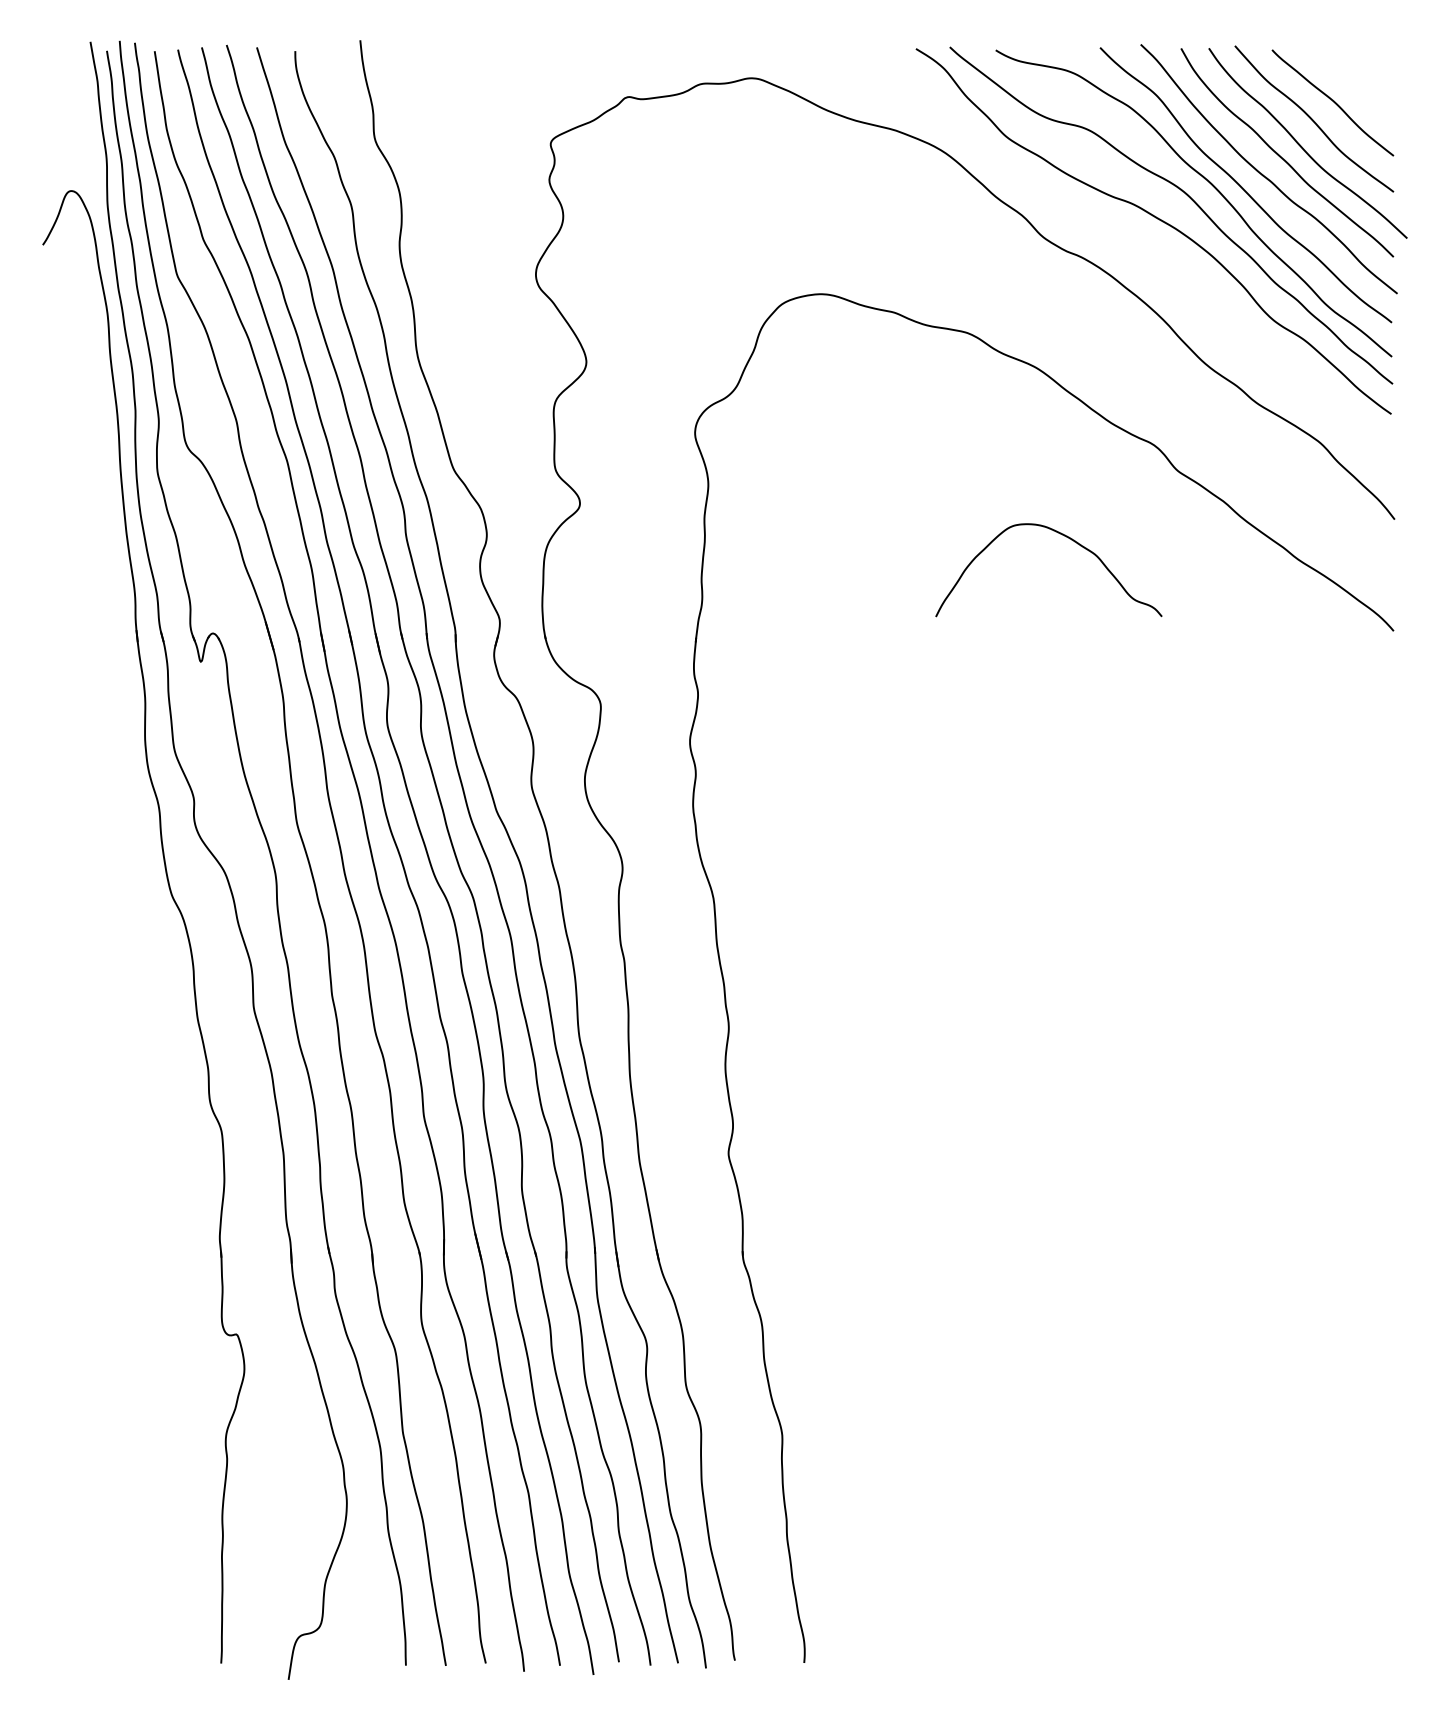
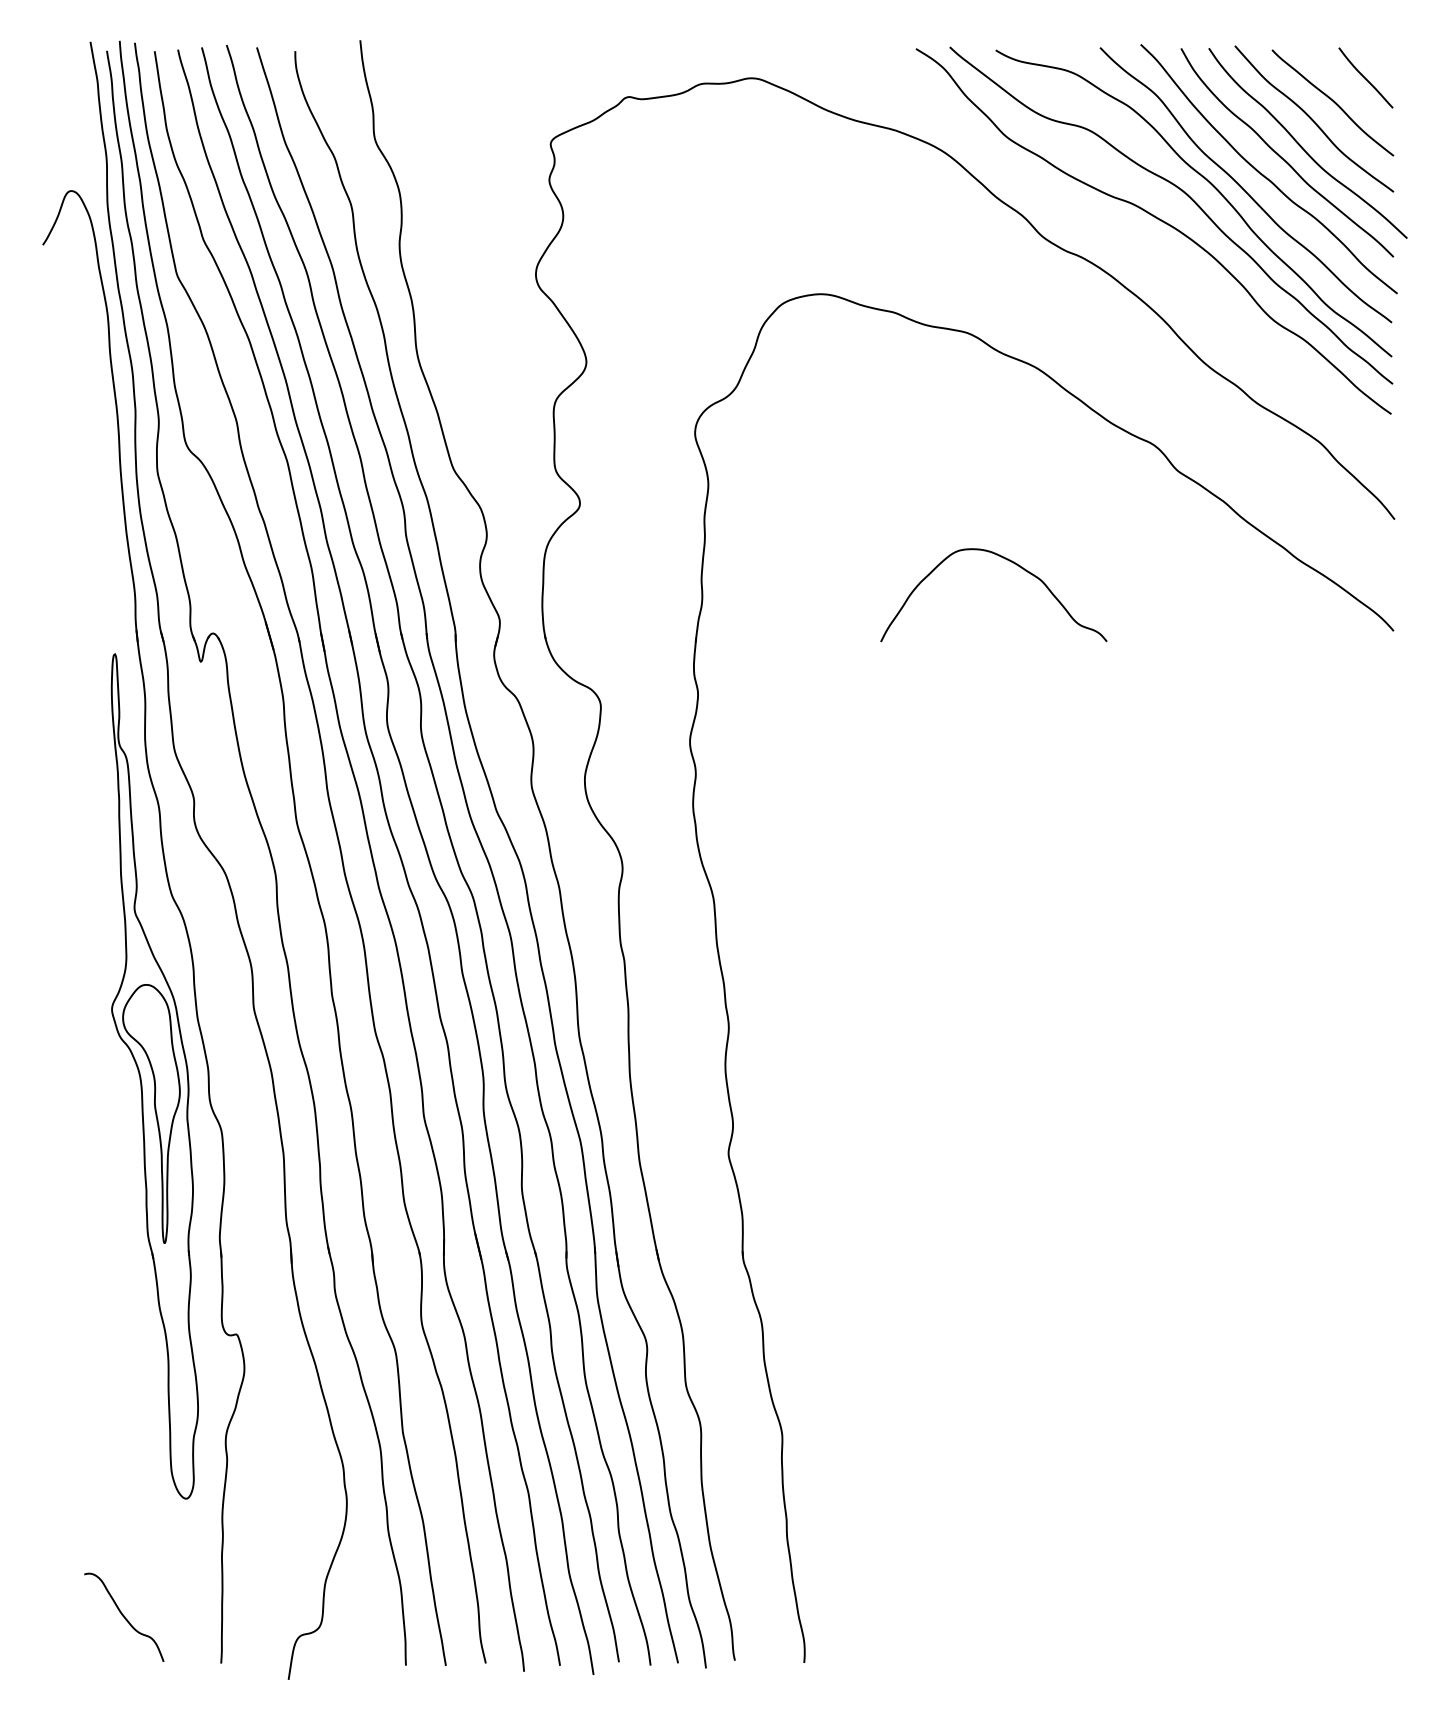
curve: none -> present (1365, 77)
curve position: (1069, 539) -> (1014, 564) (1014, 564)
part: none -> present (154, 1076)
curve: none -> present (124, 1616)
